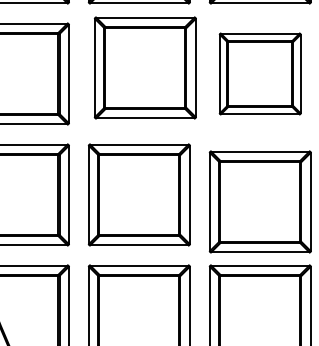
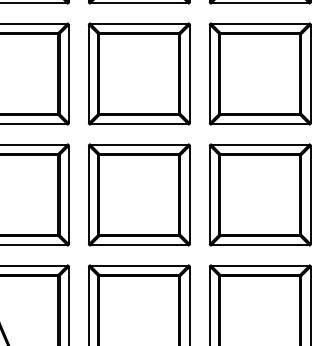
part position: (144, 67) -> (138, 73) (138, 73)
part size: 84x84 px -> 104x104 px (259, 73)
part position: (259, 201) -> (259, 194) (259, 194)
